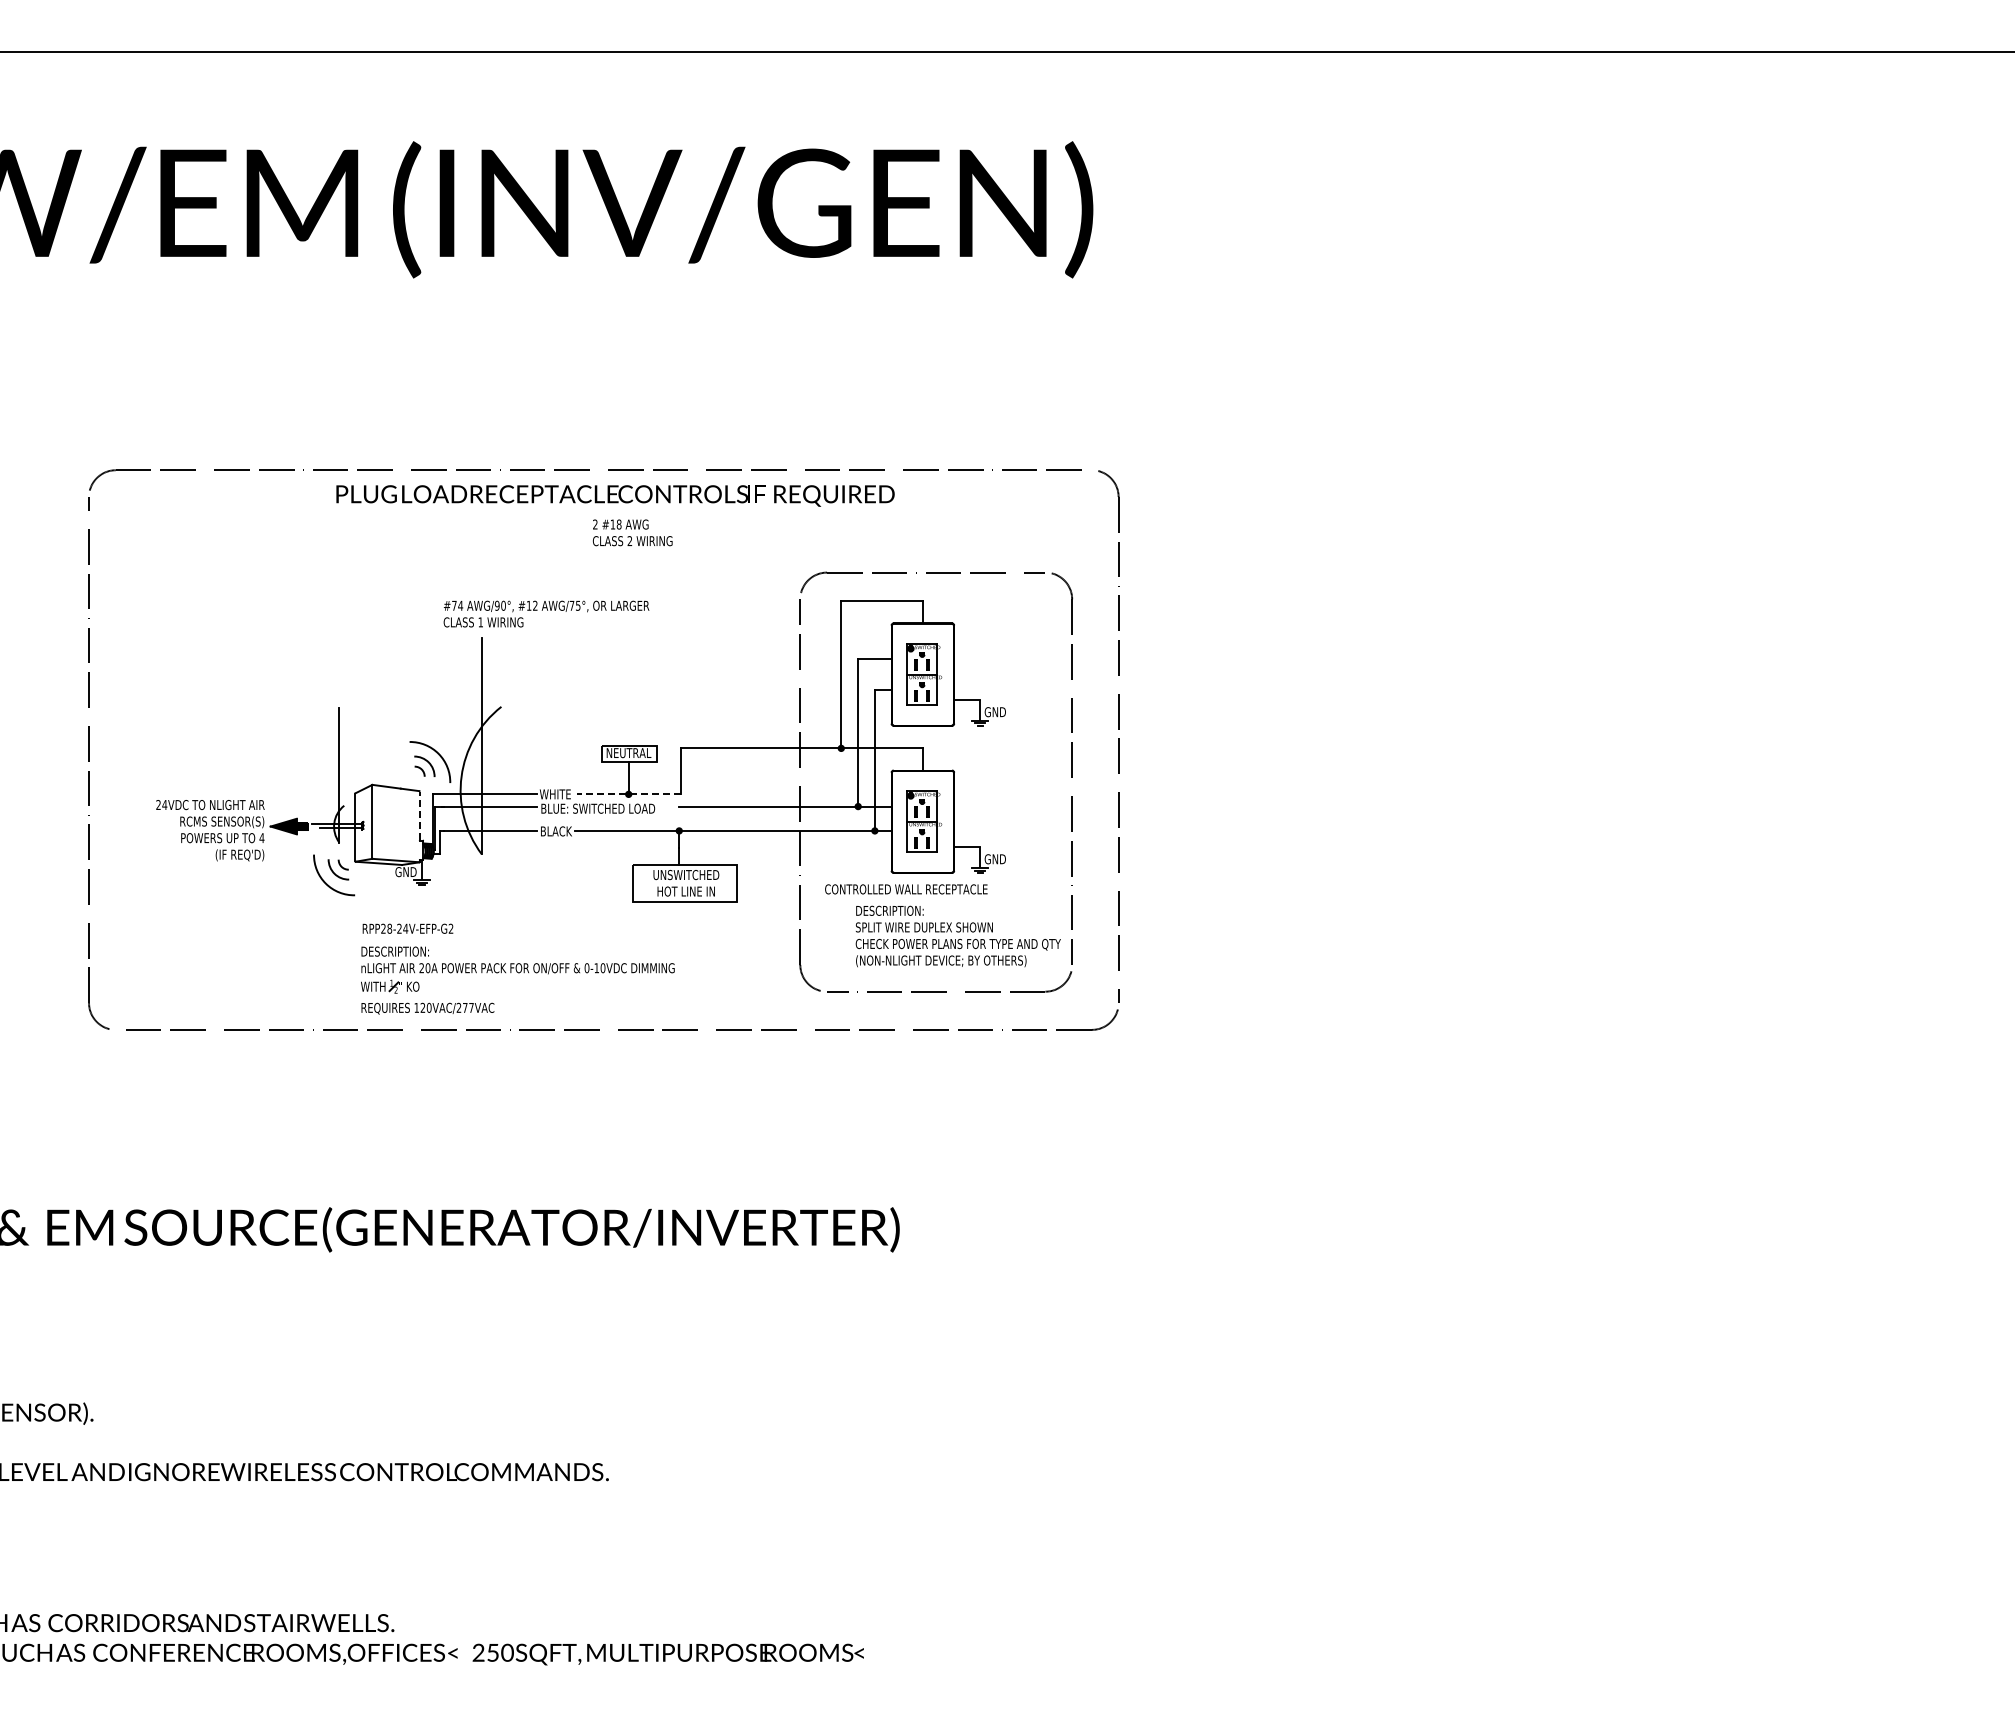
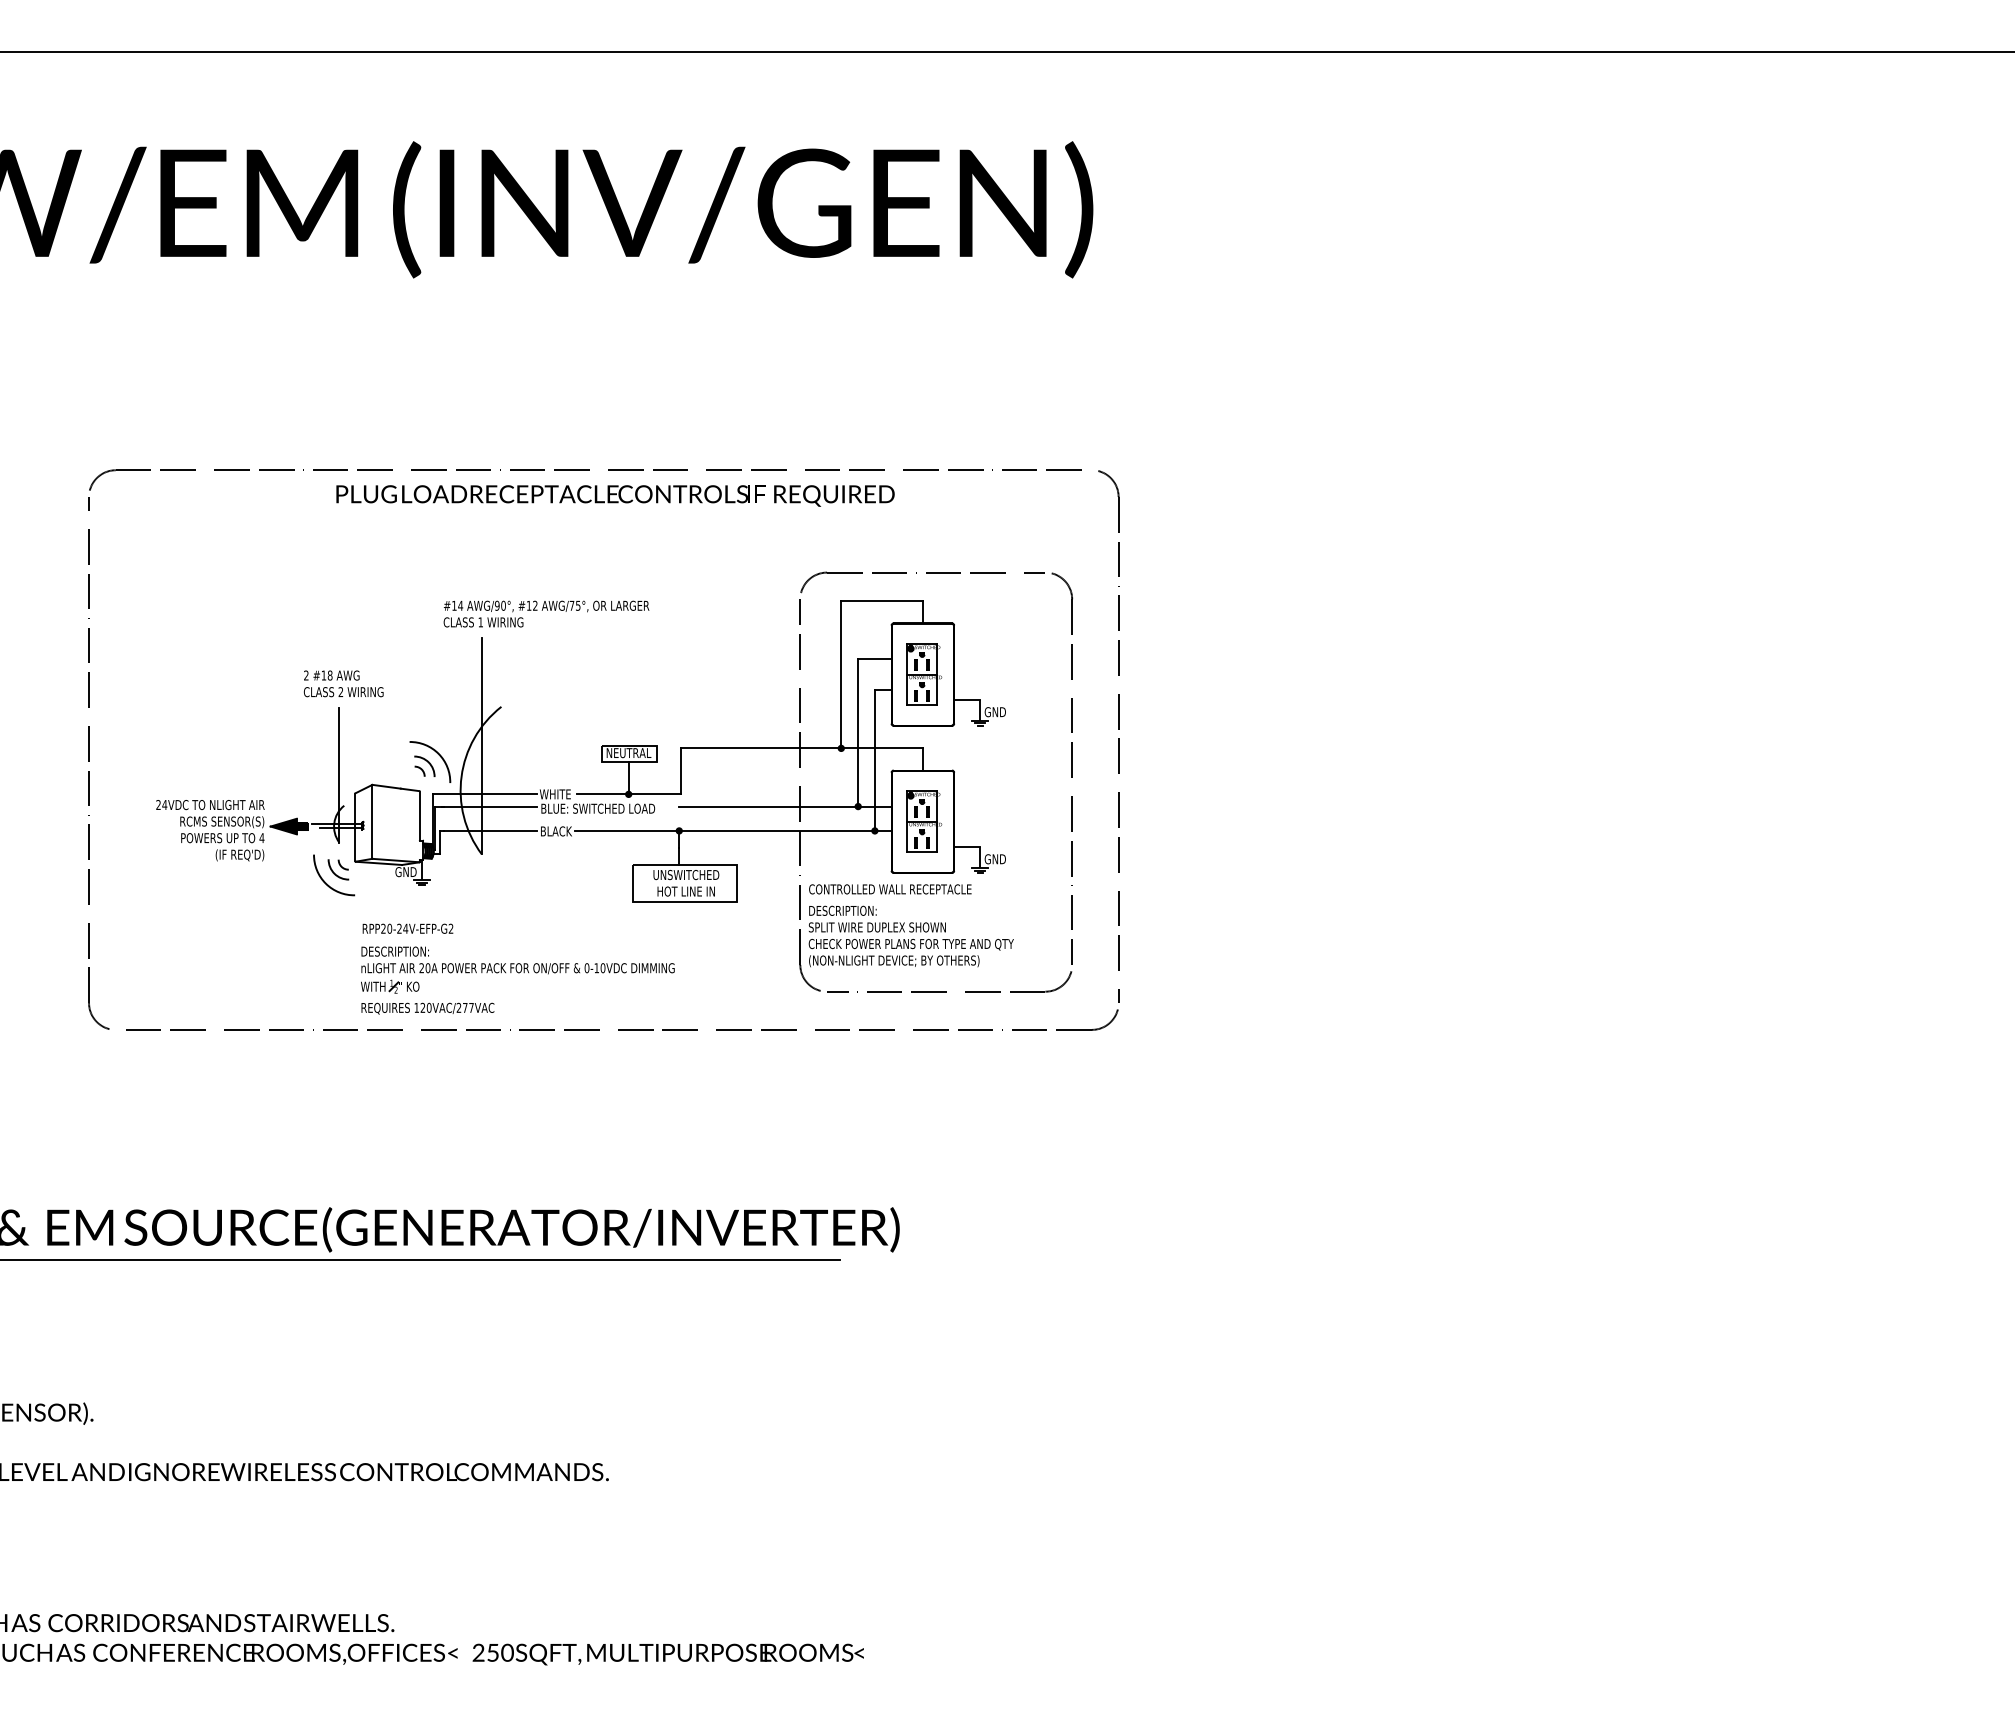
text position: (632, 532) -> (343, 683) (343, 683)
text: #74 -> #14 (454, 605)
line: dashed -> solid (628, 794)
line: dashed -> solid (419, 815)
text position: (906, 889) -> (890, 889) (890, 889)
text: RPP28-24V-EFP-G2 -> RPP20-24V-EFP-G2 (389, 928)
text position: (957, 936) -> (910, 936) (910, 936)
line: none -> present (421, 1260)
